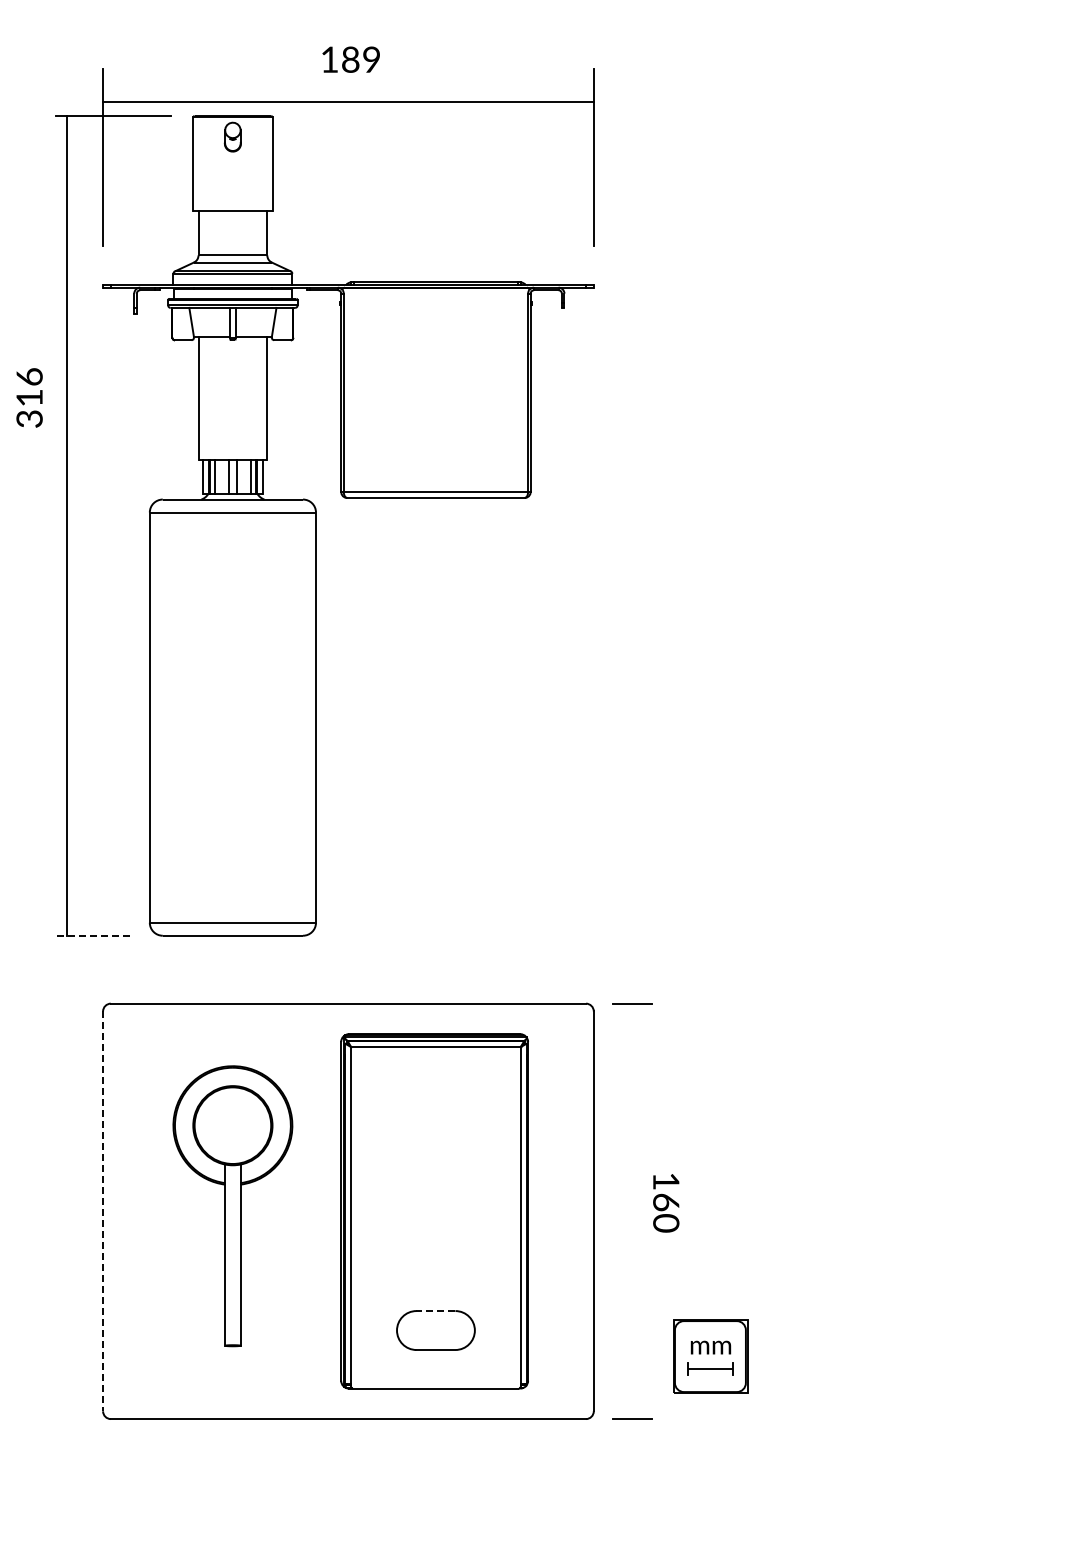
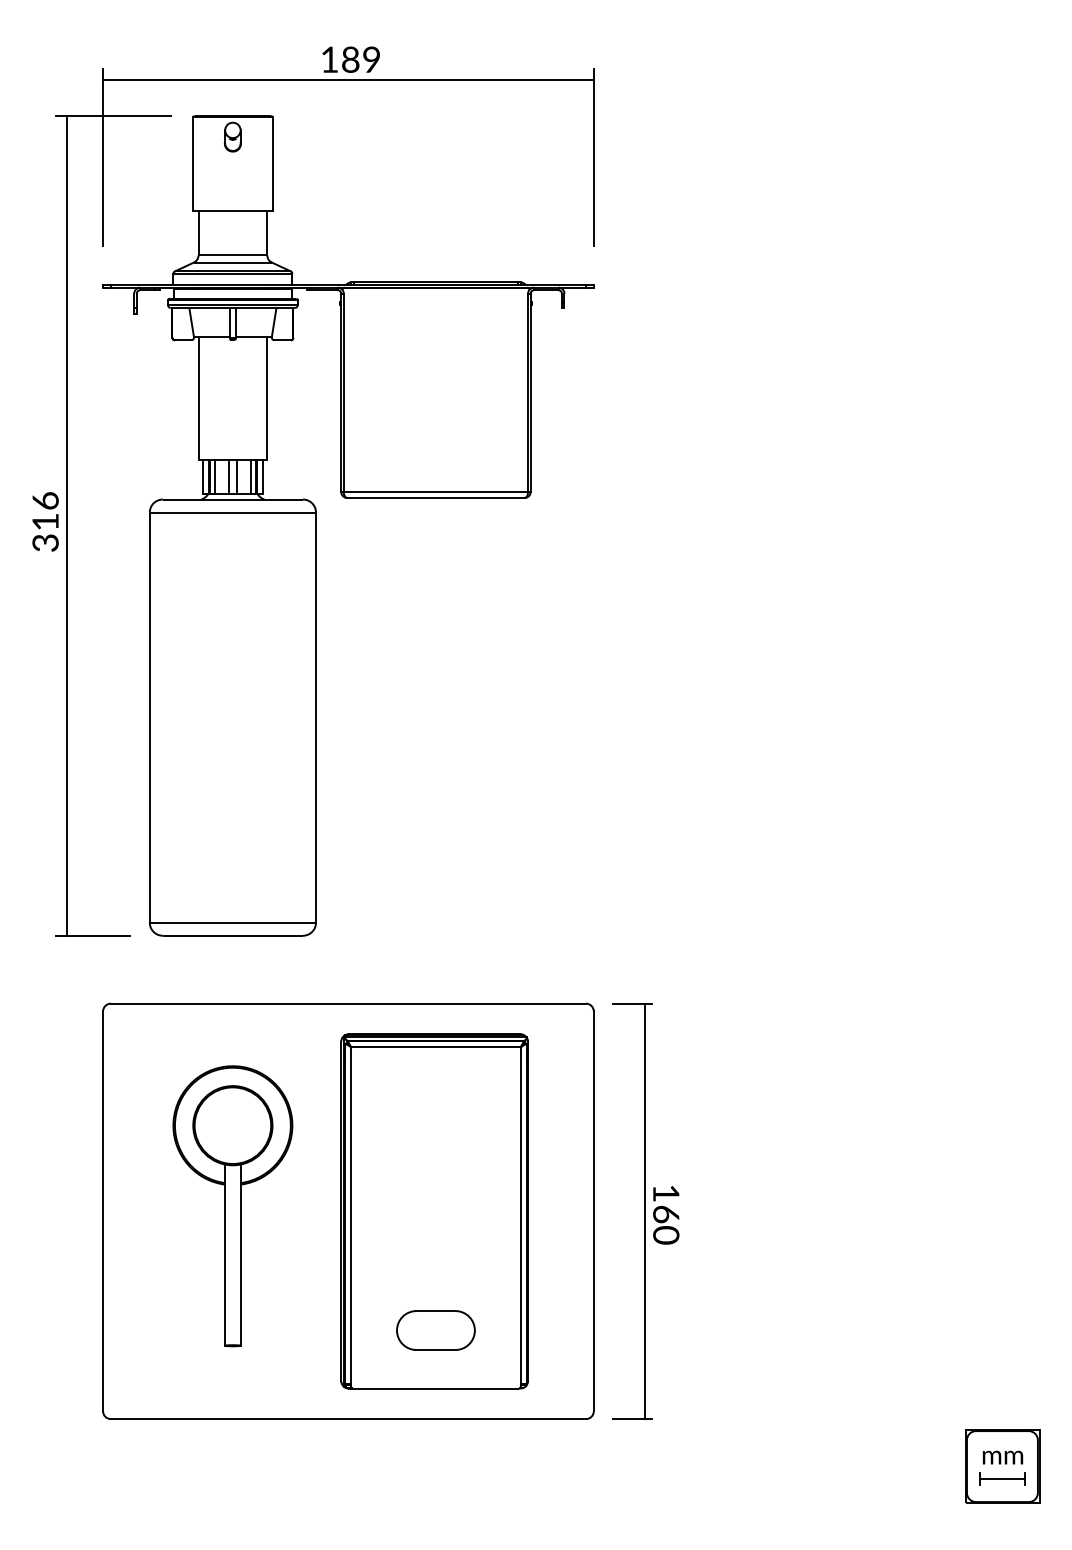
line position: (348, 101) -> (348, 79) (348, 79)
text position: (29, 397) -> (45, 521) (45, 521)
line: dashed -> solid (92, 935)
text position: (666, 1203) -> (666, 1215) (666, 1215)
line: dashed -> solid (103, 1211)
line: none -> present (644, 1211)
line: dashed -> solid (435, 1311)
part position: (710, 1356) -> (1002, 1466) (1002, 1466)
